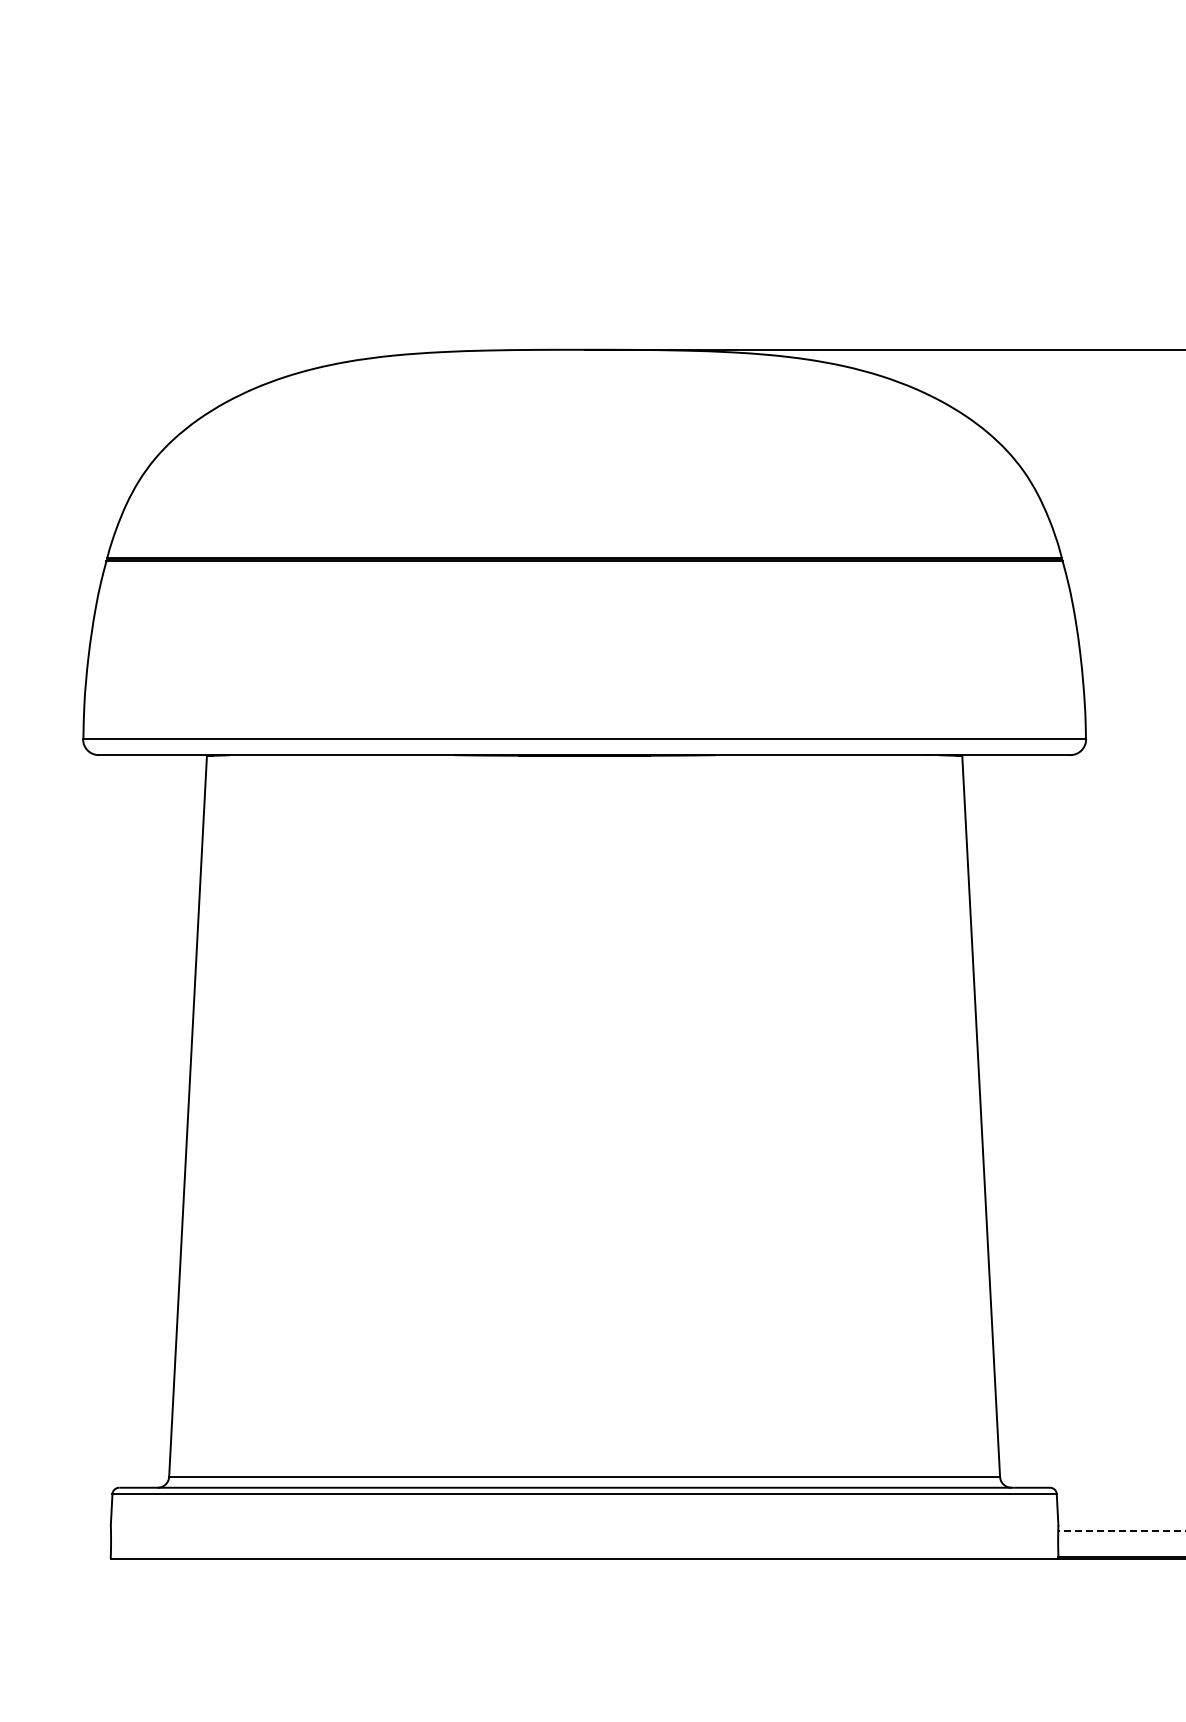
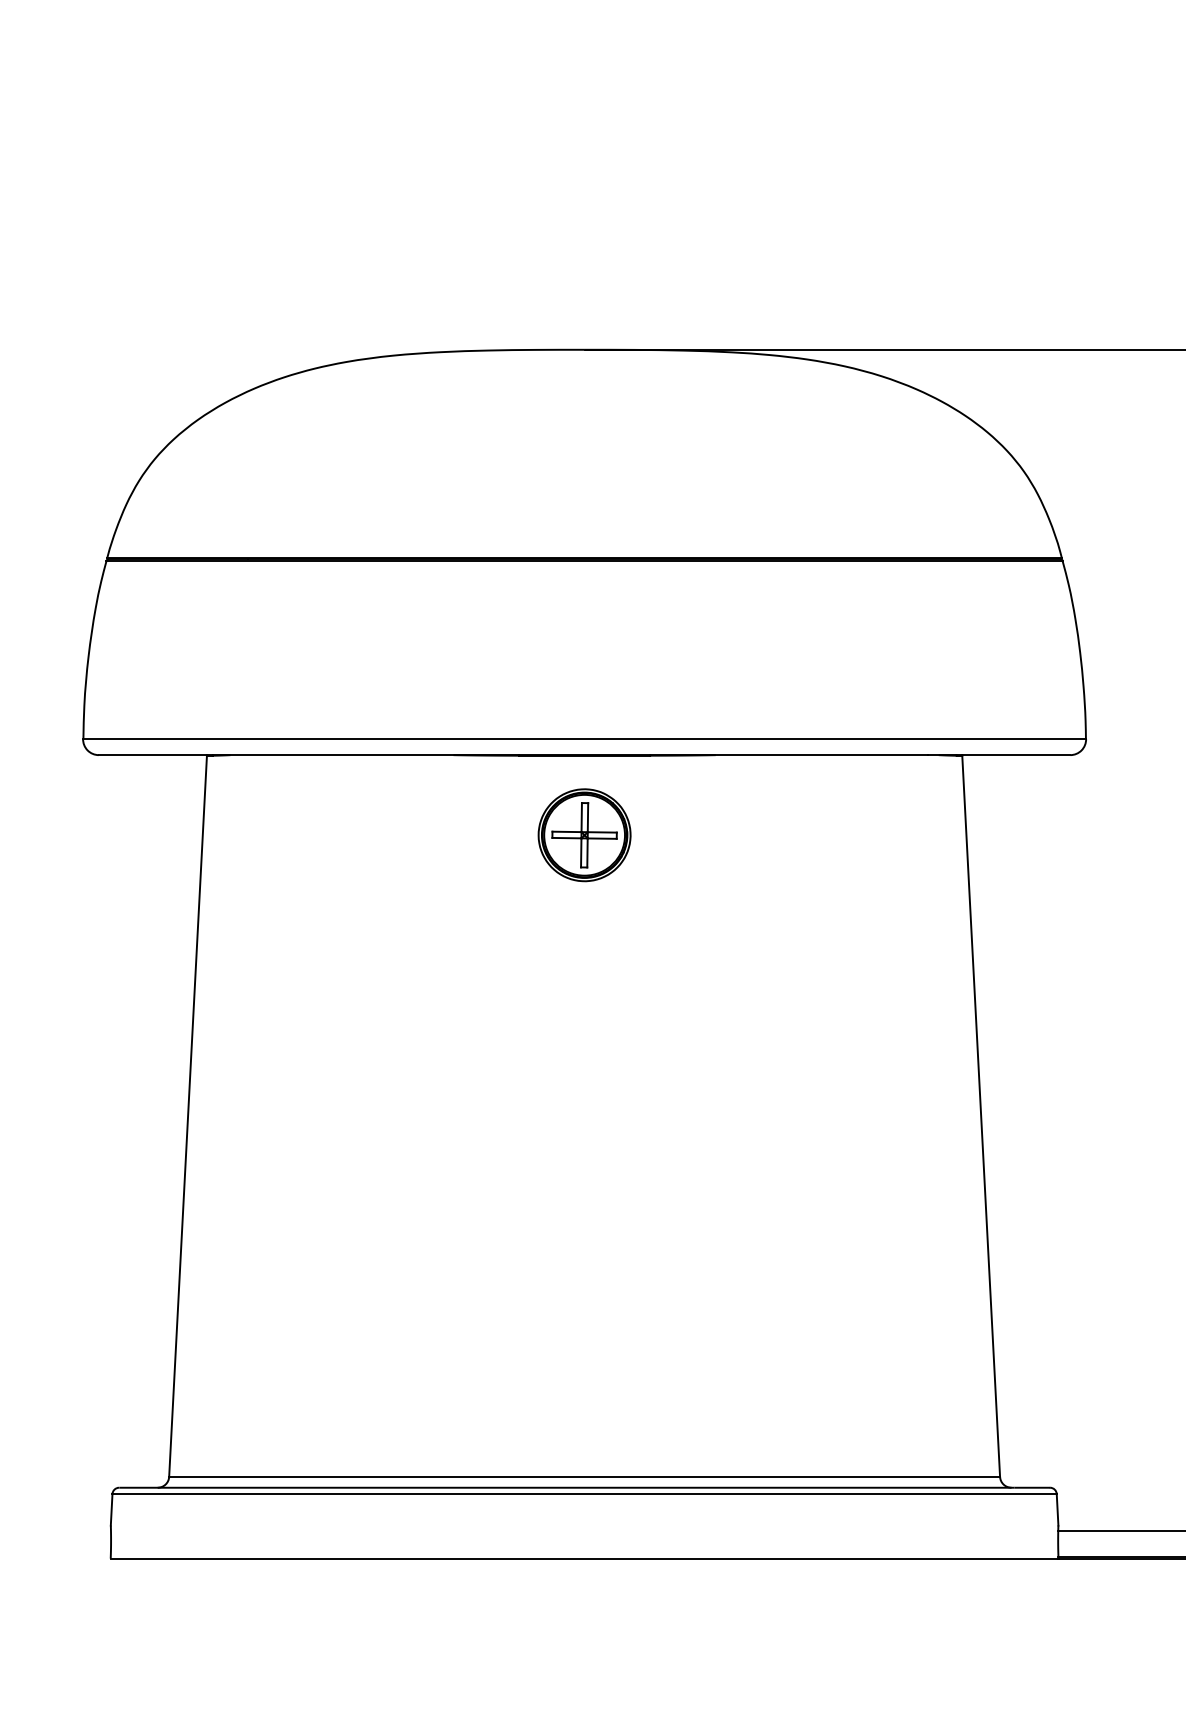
part: none -> present (584, 835)
line: dashed -> solid (1122, 1530)
